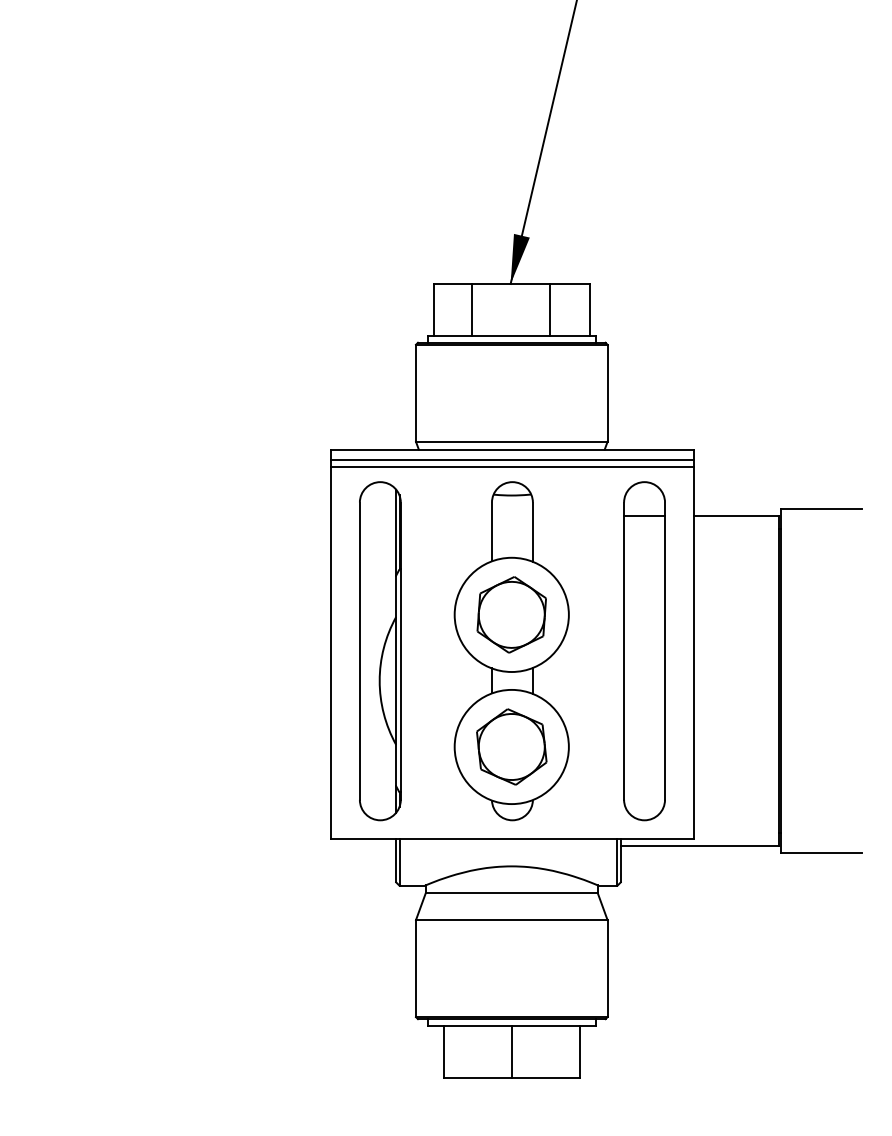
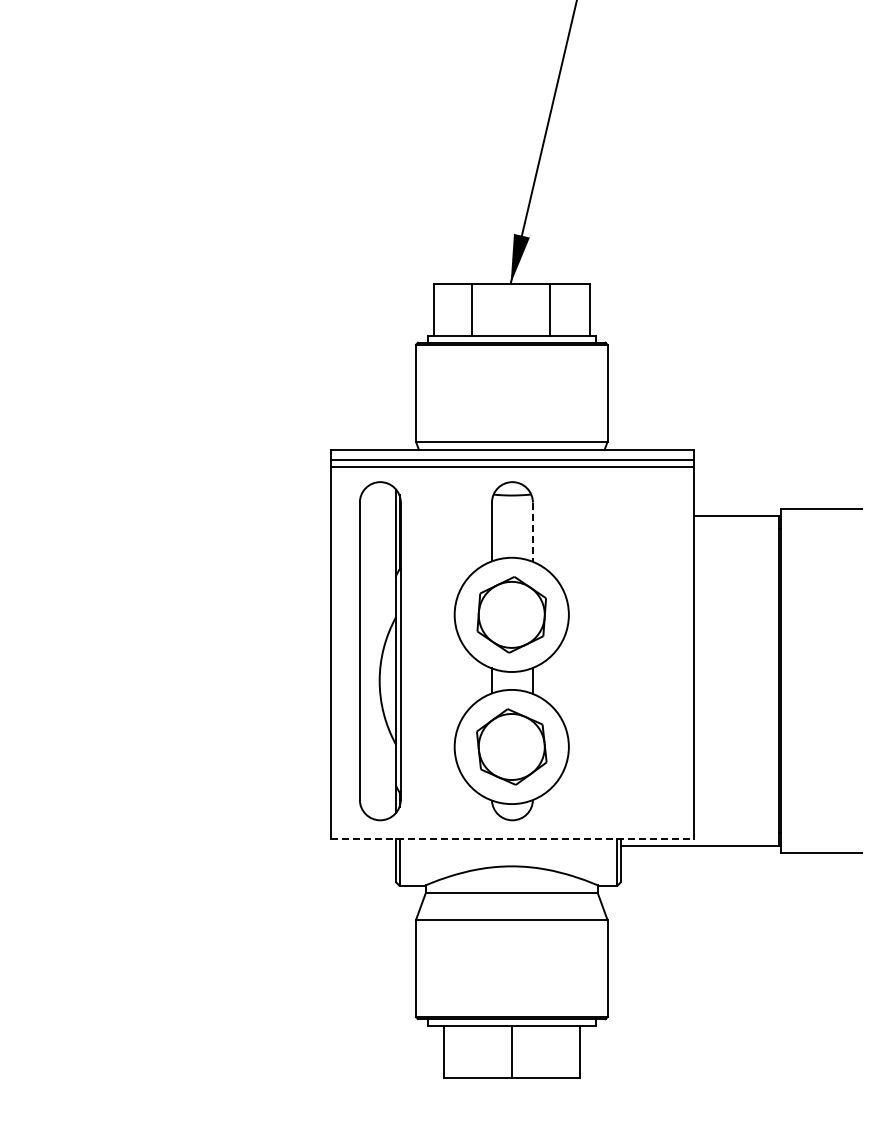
line: solid -> dashed (532, 532)
part: present -> none (644, 651)
line: solid -> dashed (512, 839)
